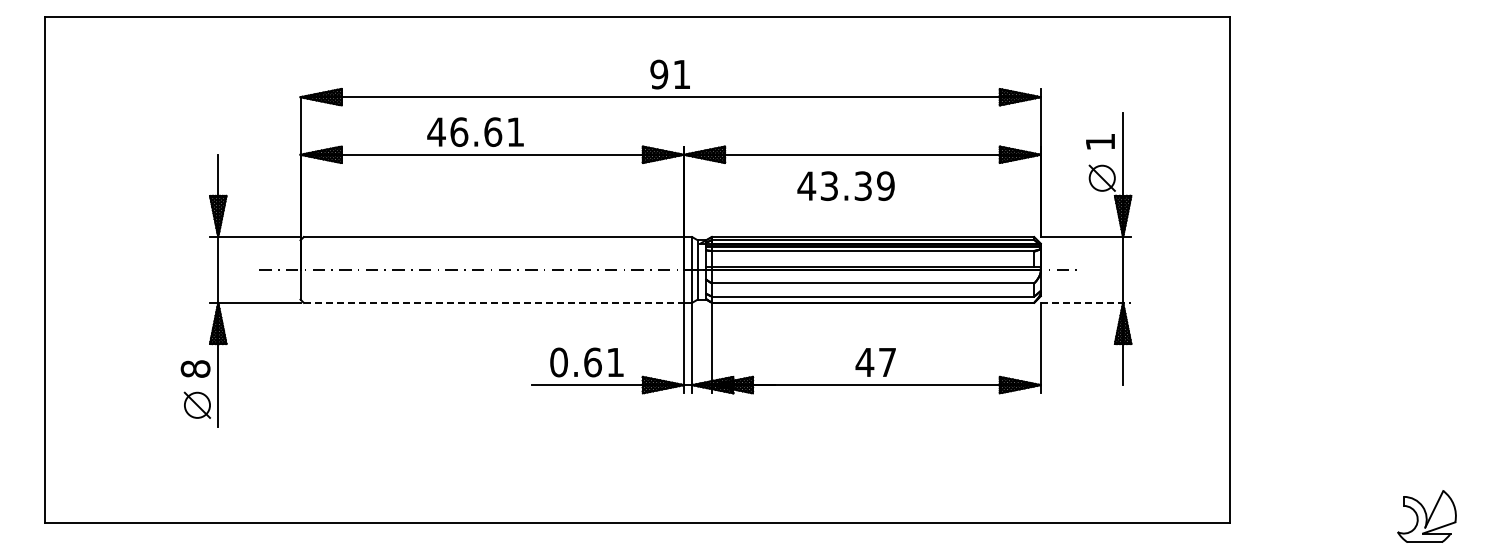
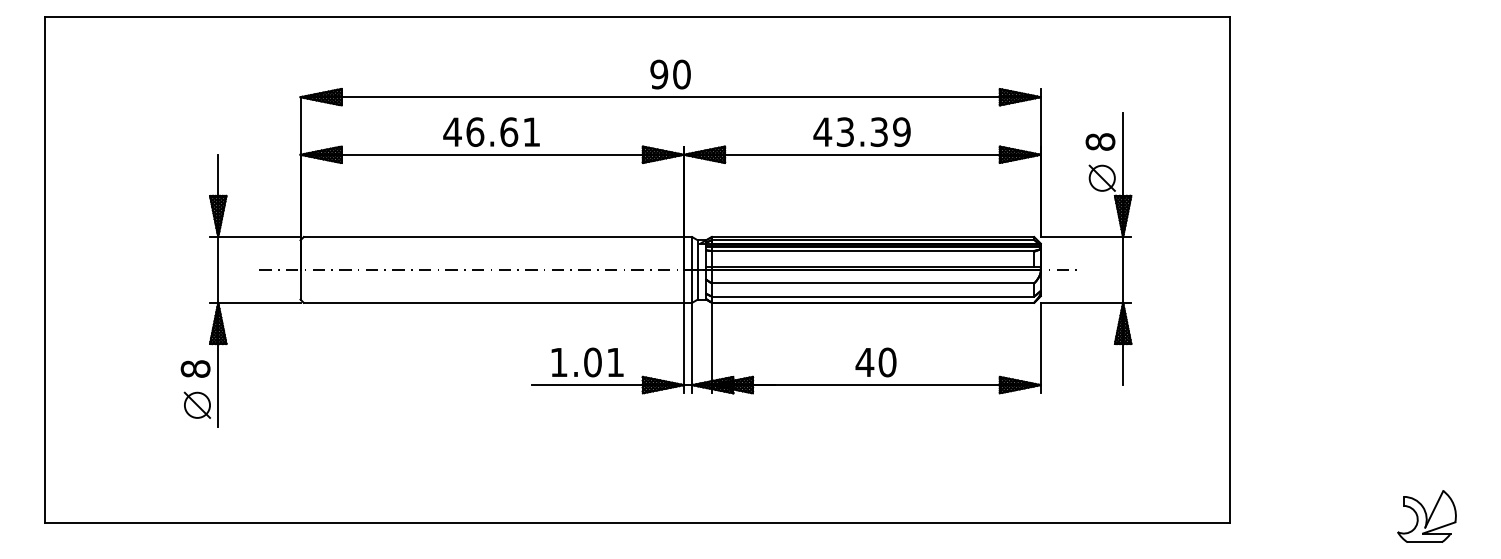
text: 91 -> 90 (681, 74)
text position: (475, 131) -> (491, 131) (491, 131)
text: 1 -> 8 (1100, 141)
text position: (845, 185) -> (861, 131) (861, 131)
line: dashed -> solid (494, 302)
line: dashed -> solid (1086, 302)
text: 0.61 -> 1.01 (575, 362)
text: 47 -> 40 (887, 362)
